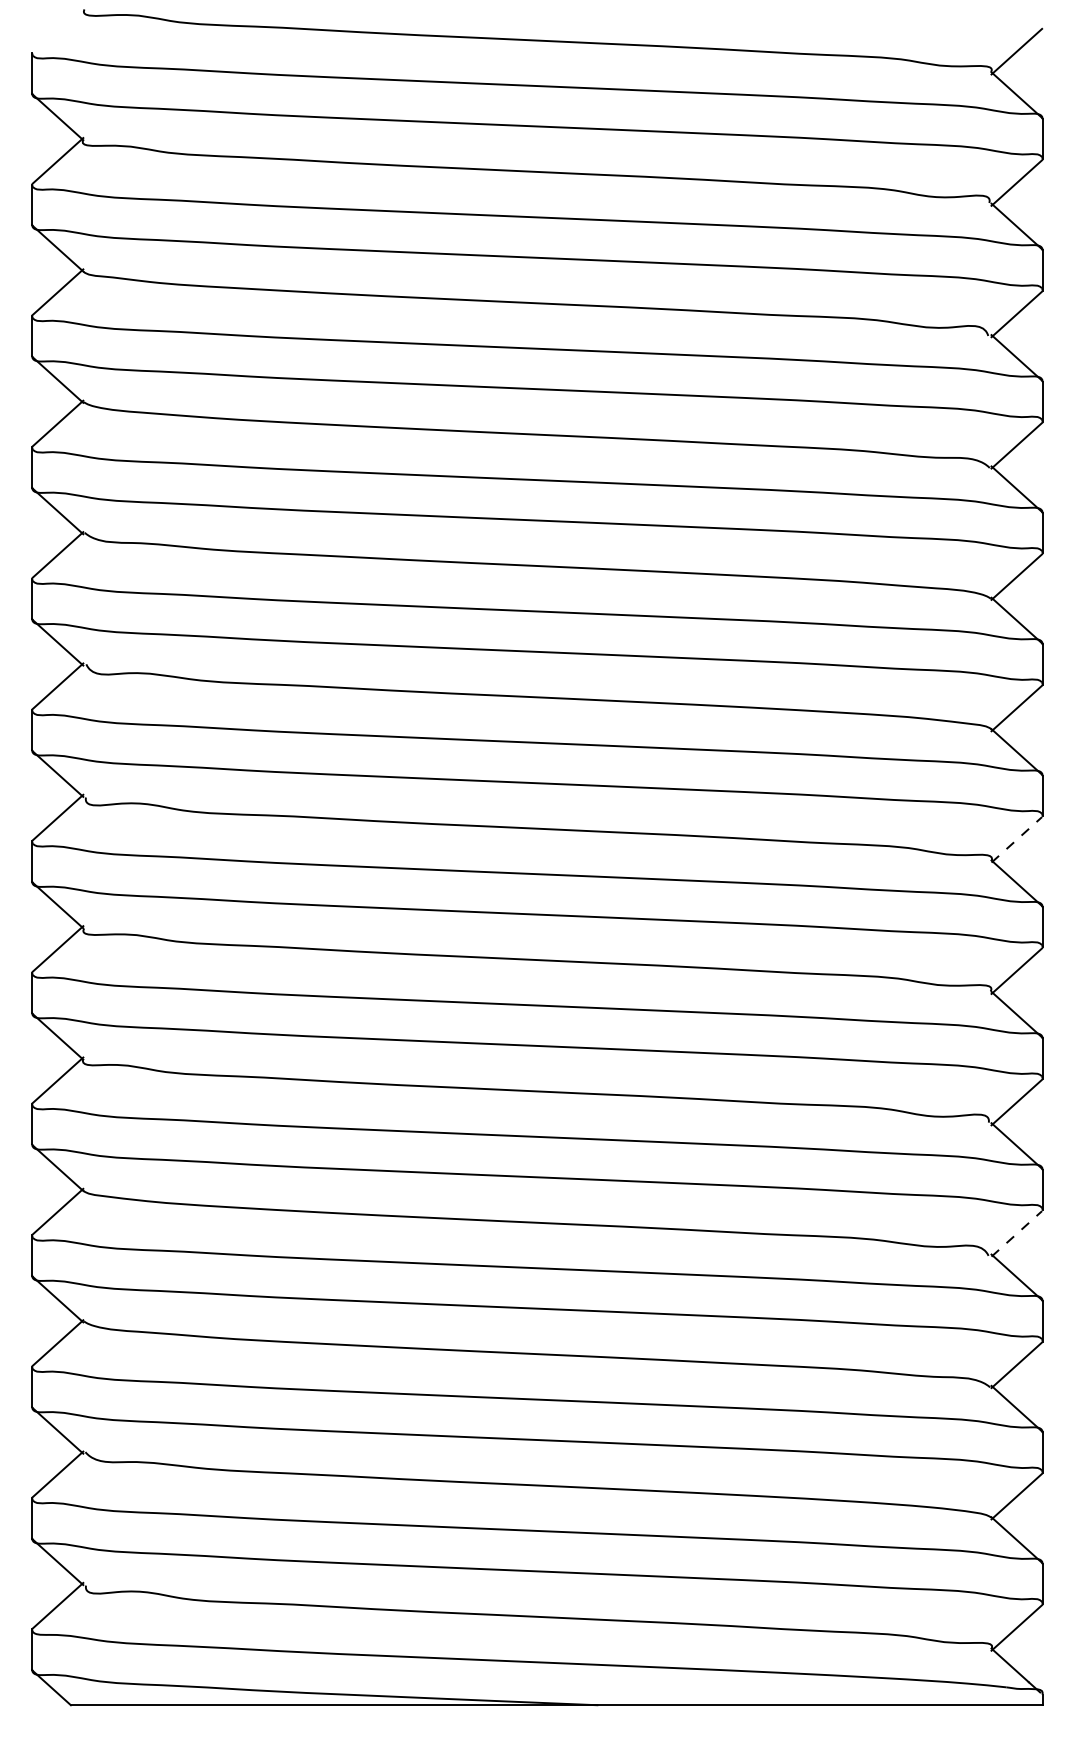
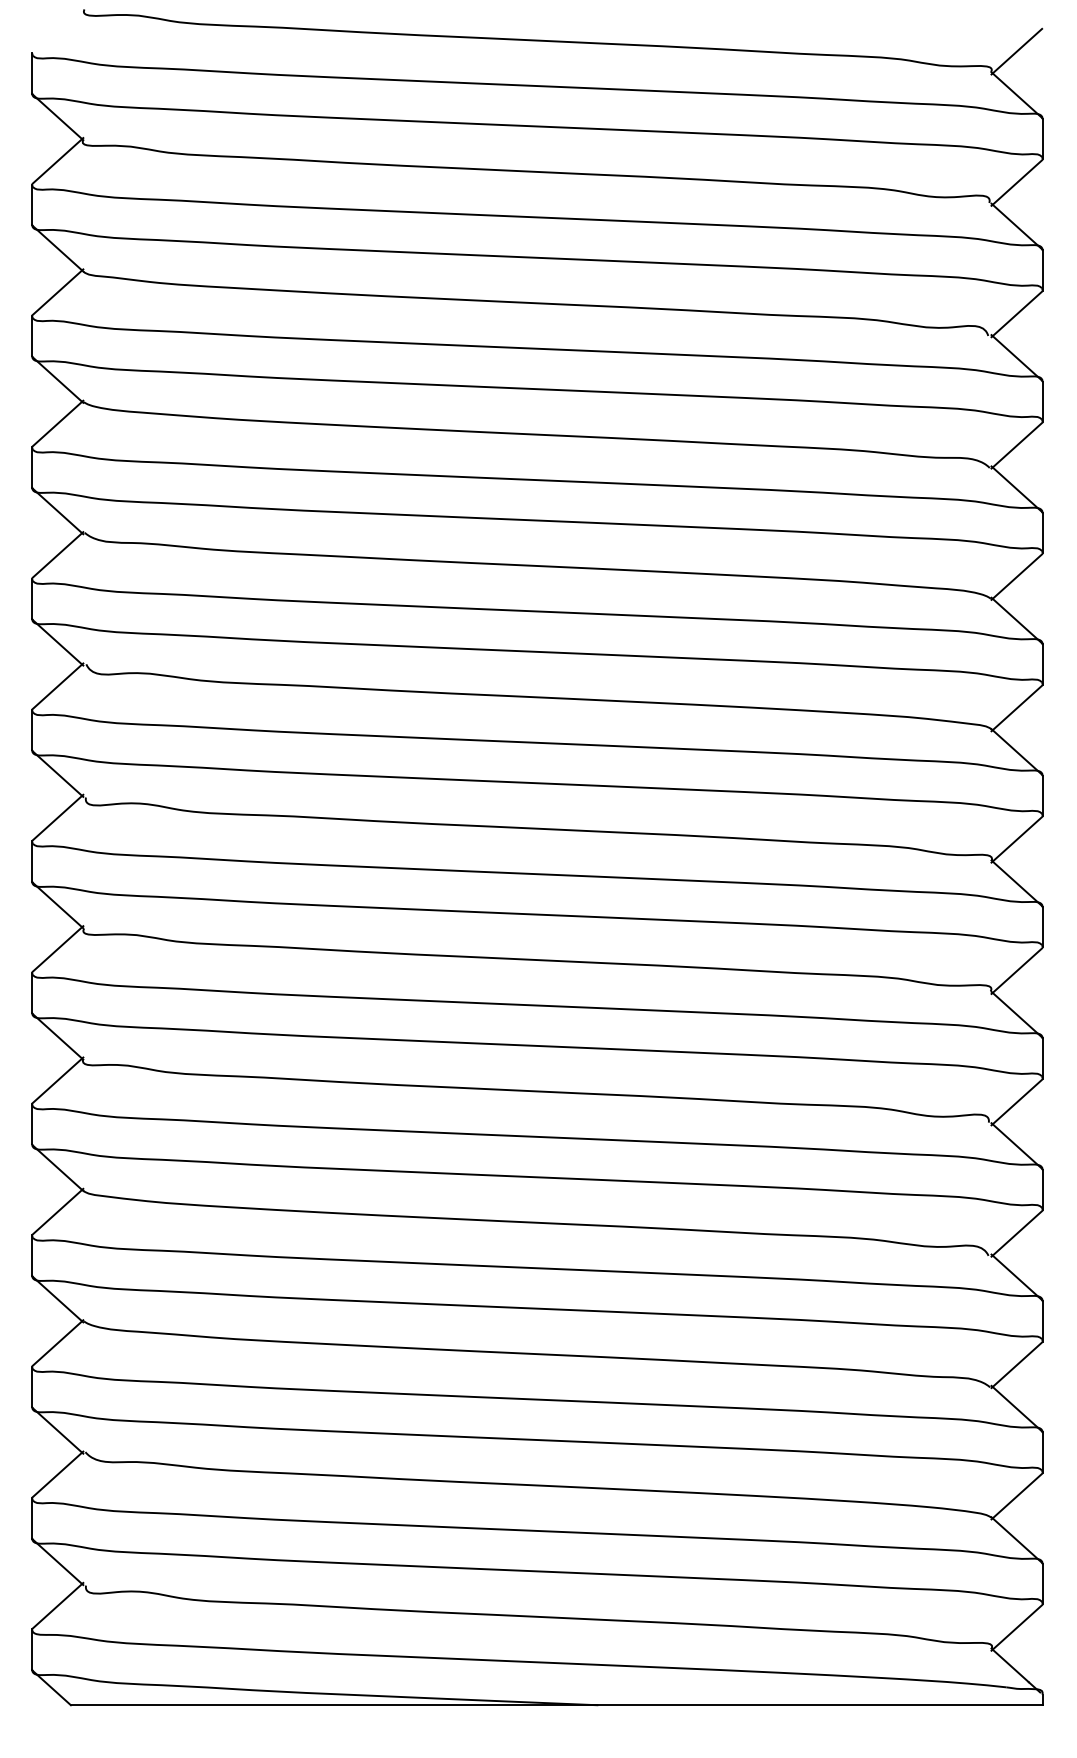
line: dashed -> solid (1017, 839)
line: dashed -> solid (1017, 1233)
